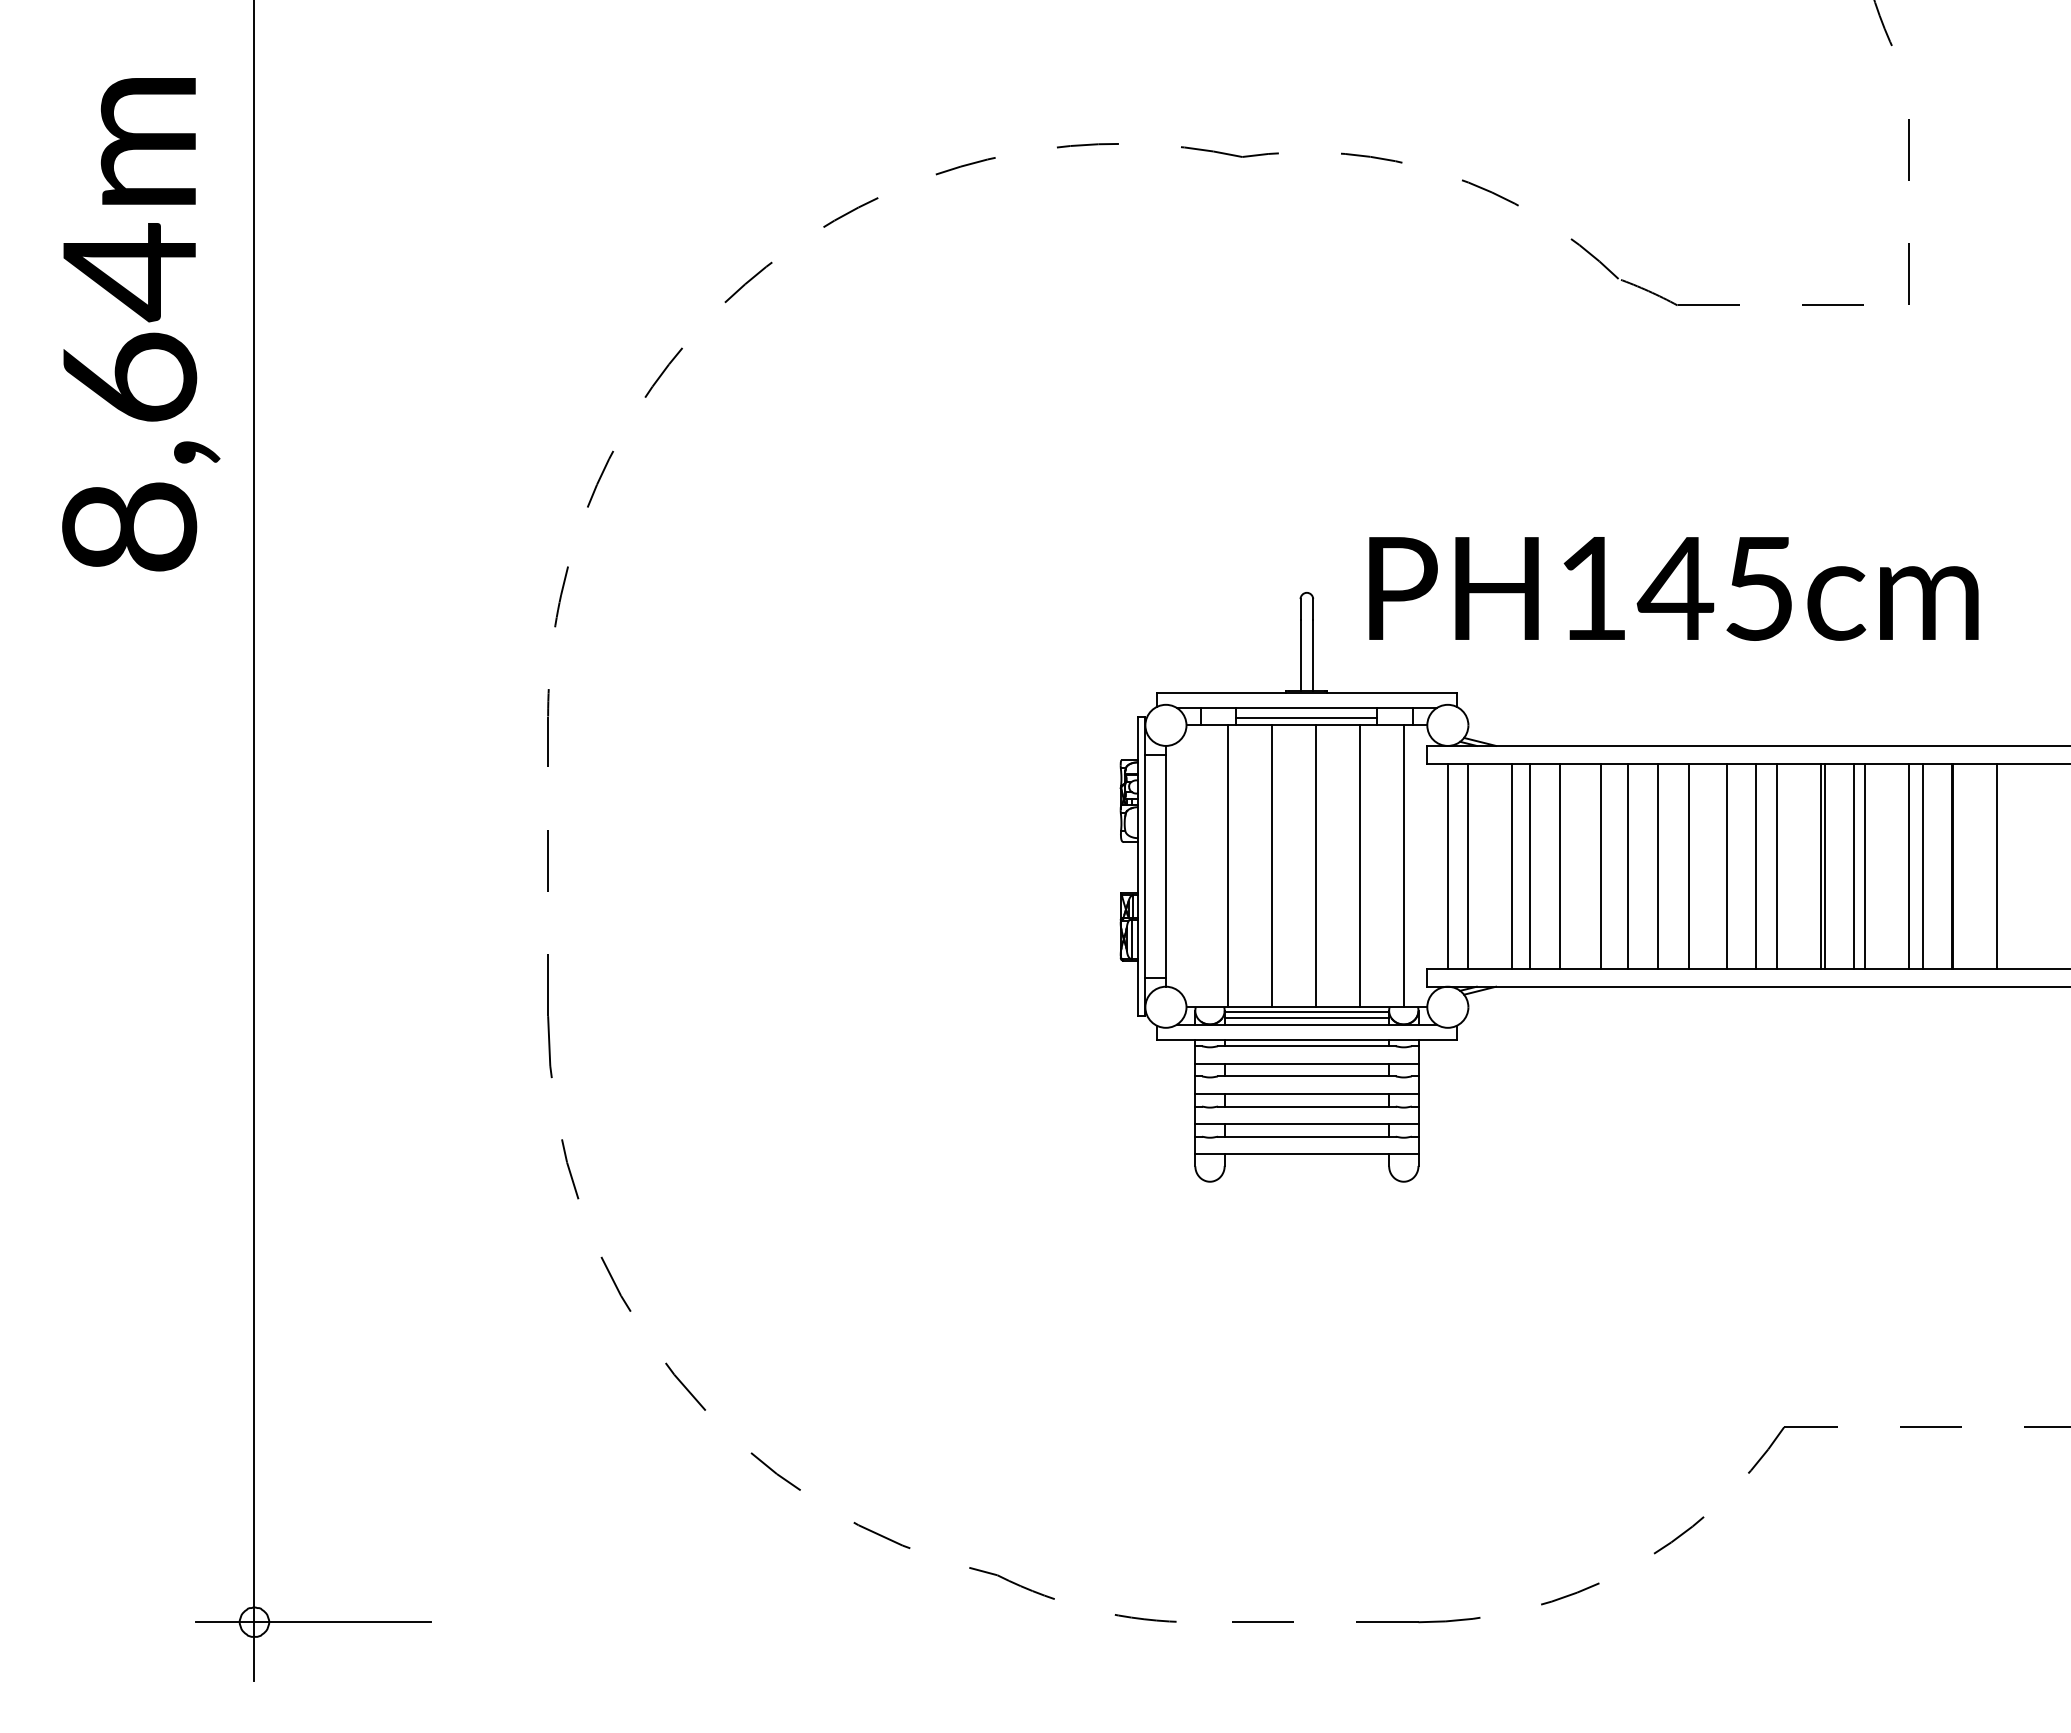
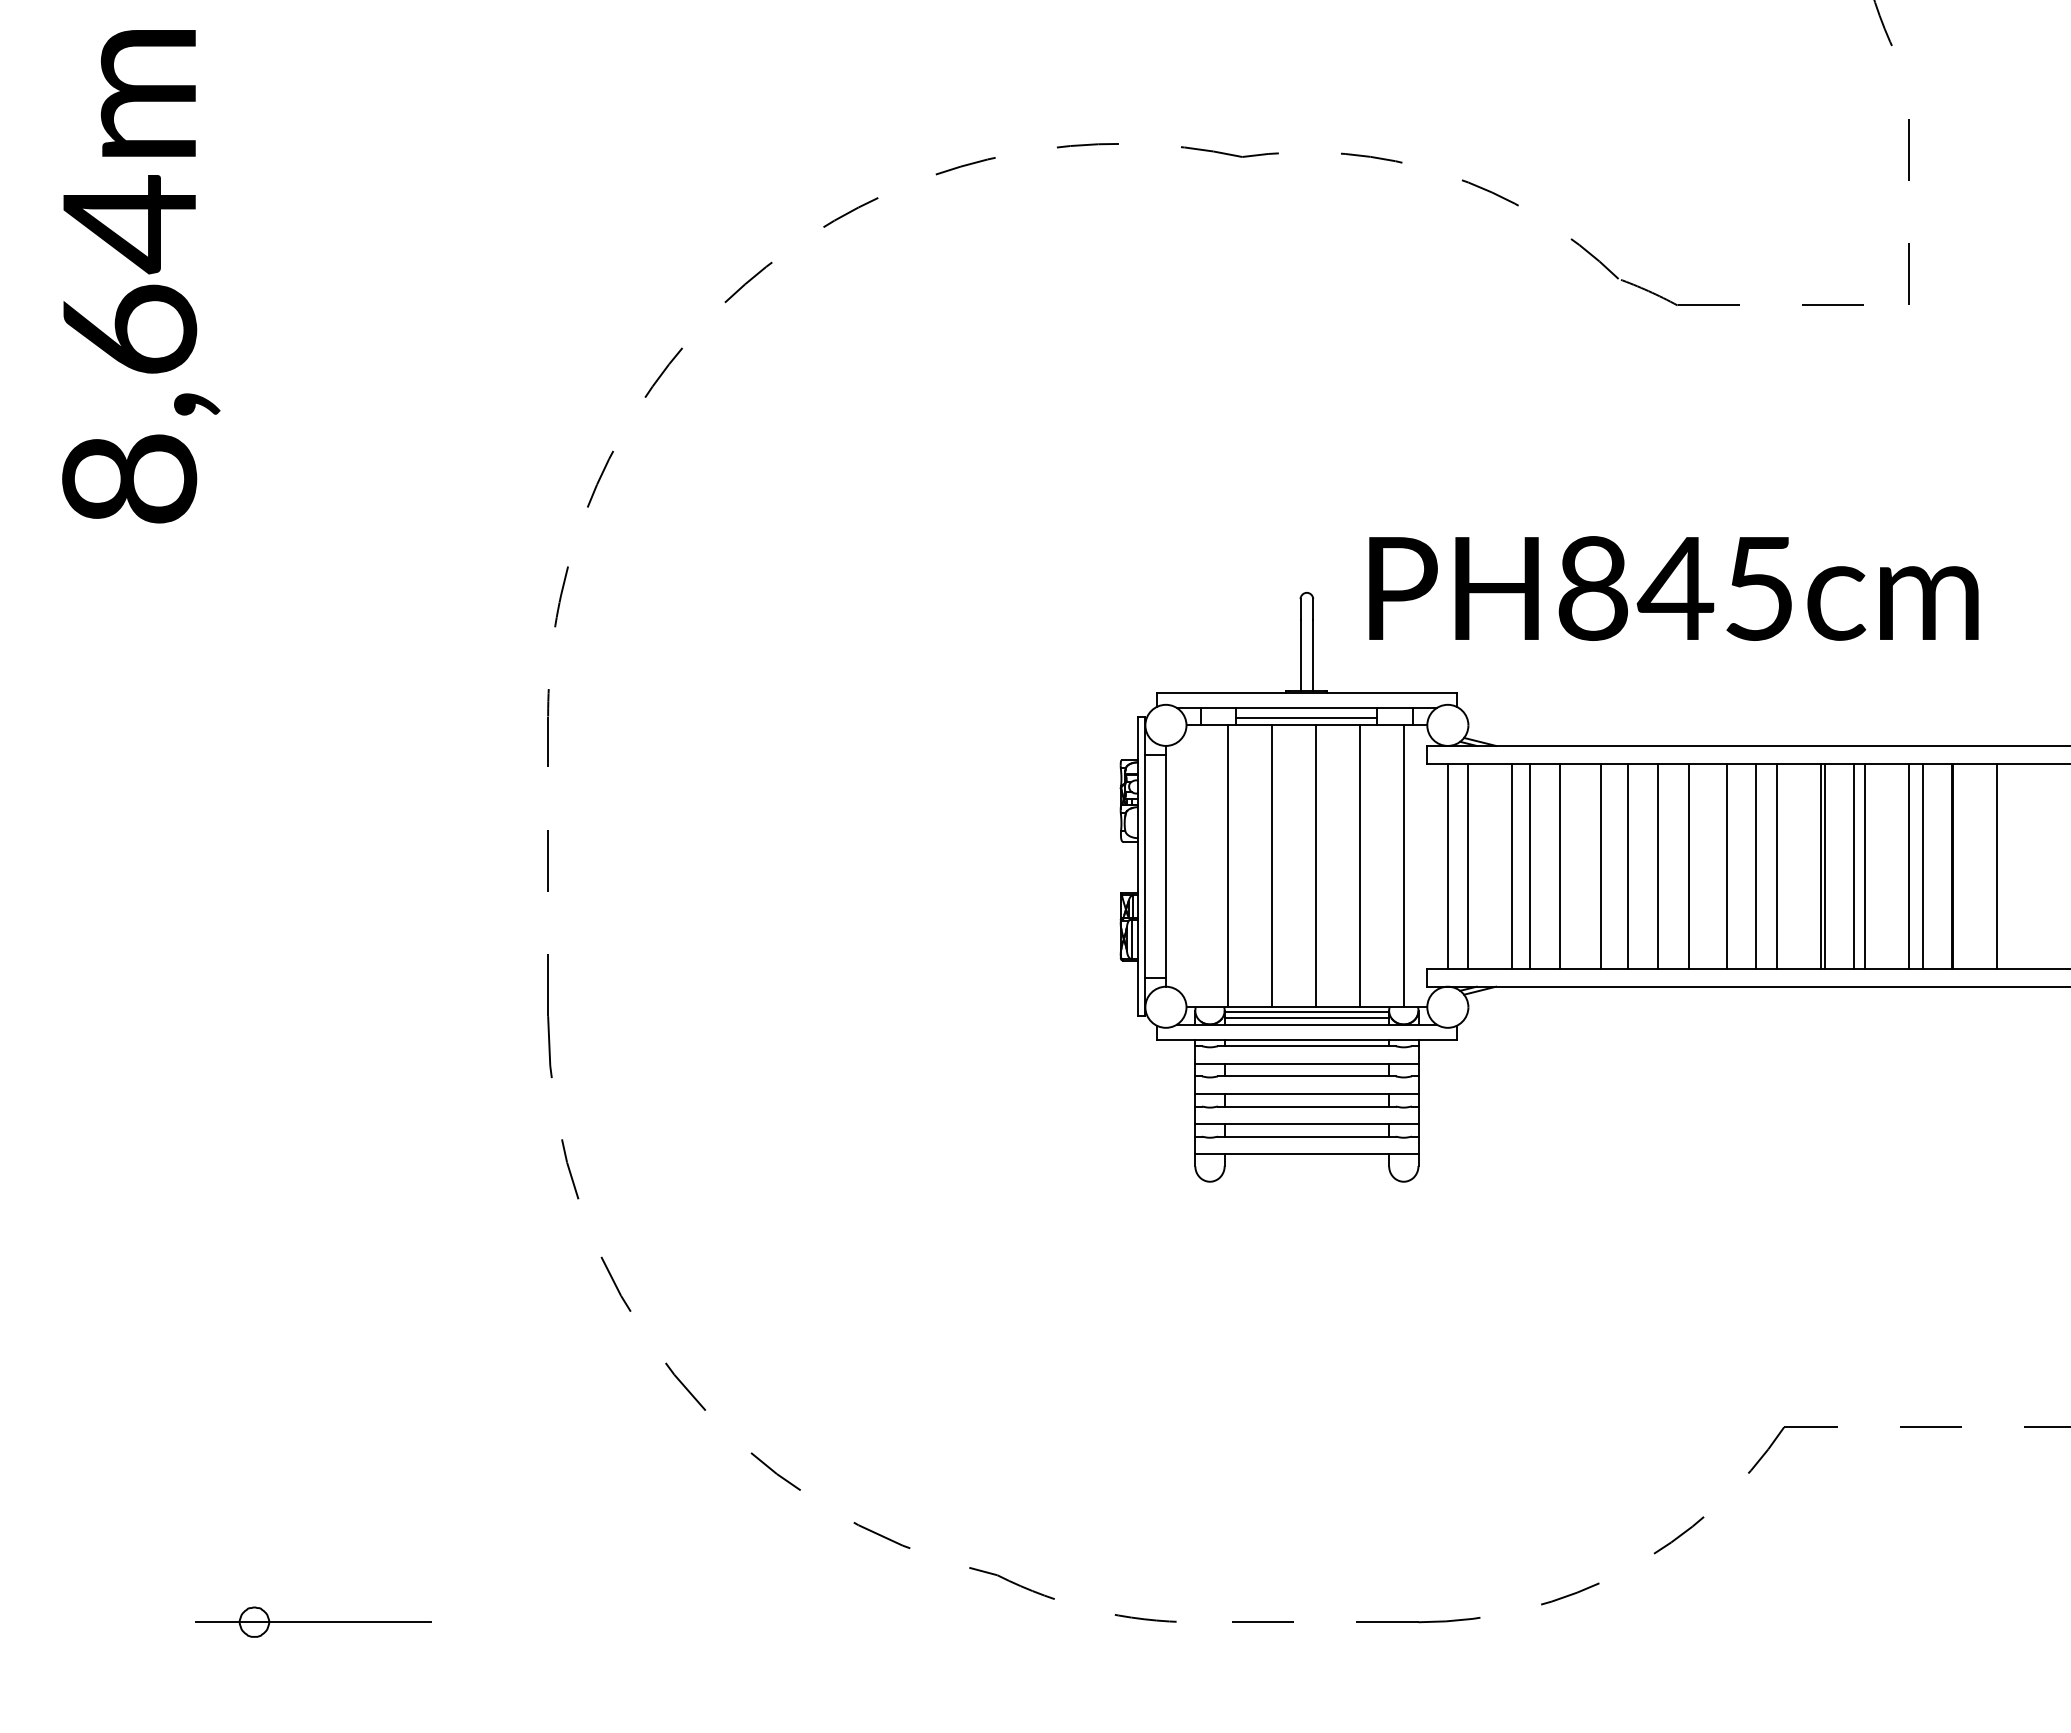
text position: (141, 324) -> (141, 276) (141, 276)
text: PH145cm -> PH845cm (1592, 588)
line: present -> none (254, 841)
